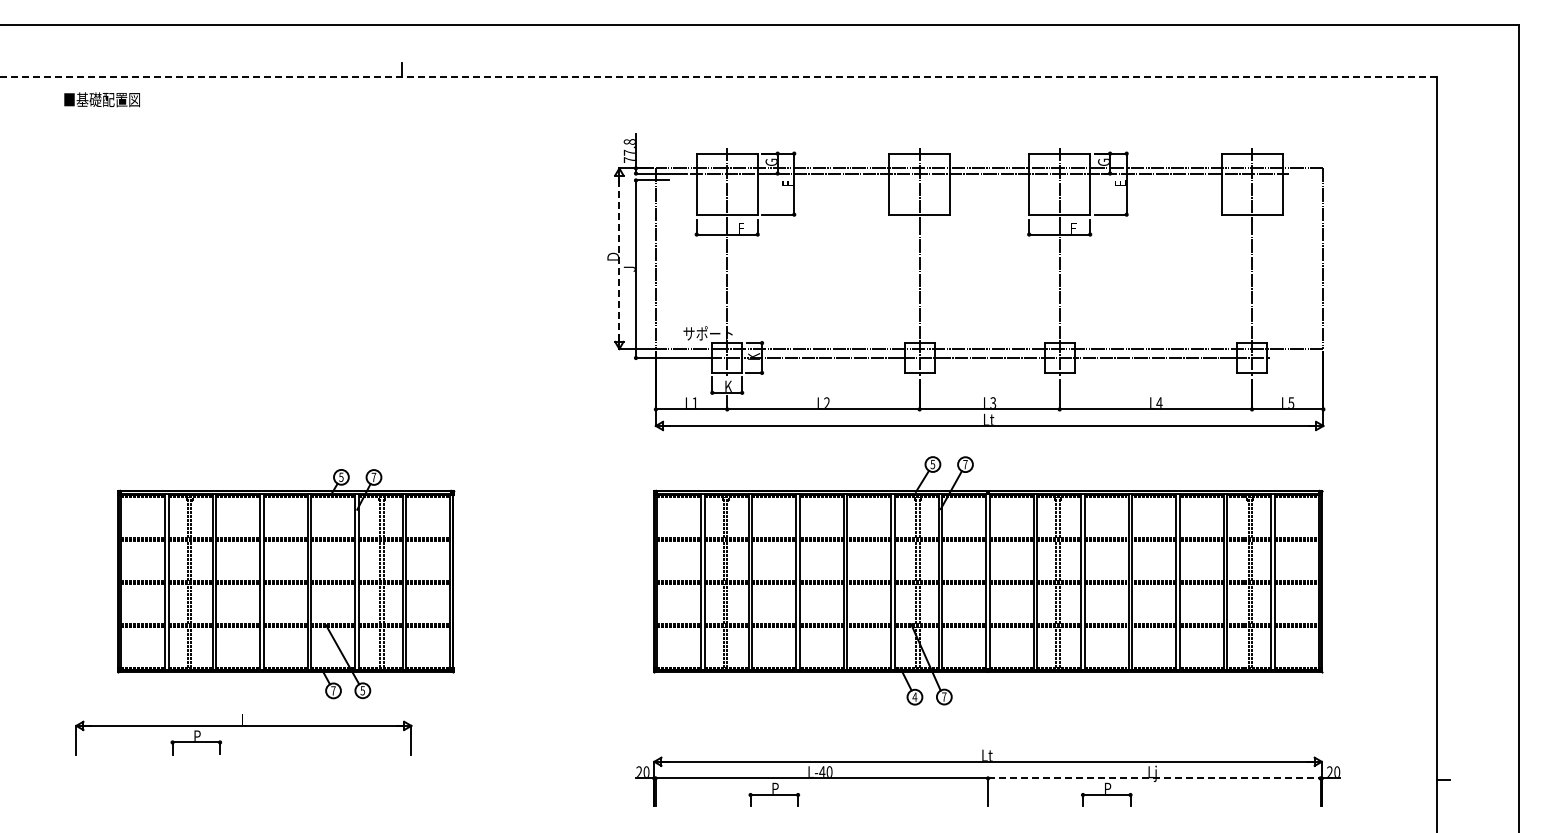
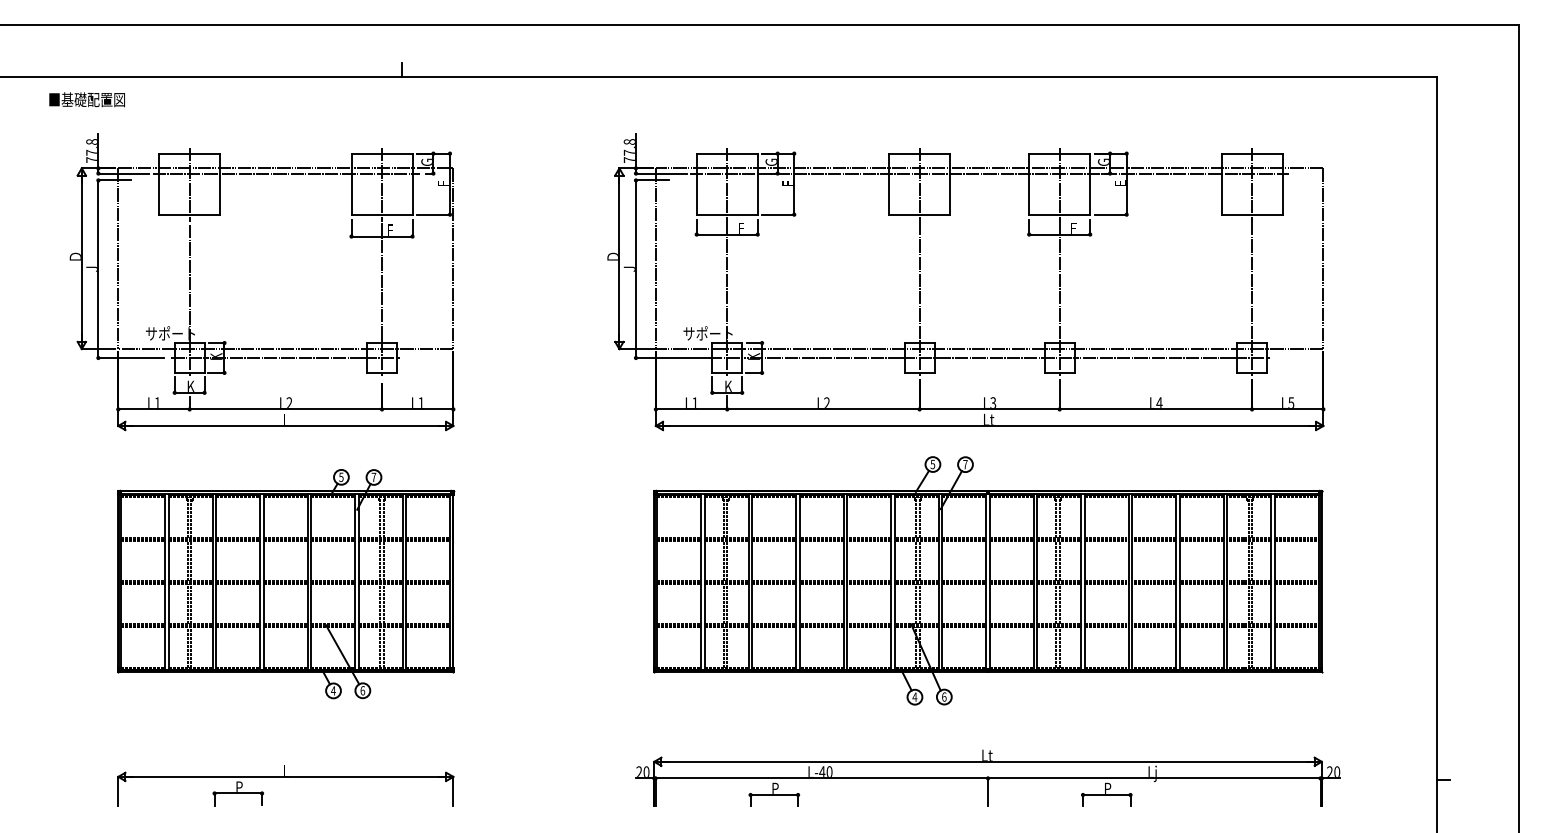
line: dashed -> solid (717, 76)
text position: (101, 99) -> (86, 99) (86, 99)
line: dashed -> solid (619, 258)
part: none -> present (262, 348)
text: 7 -> 4 (333, 690)
text: 5 -> 6 (362, 690)
text: 7 -> 6 (944, 696)
part position: (243, 726) -> (285, 777) (285, 777)
line: dashed -> solid (1154, 778)
